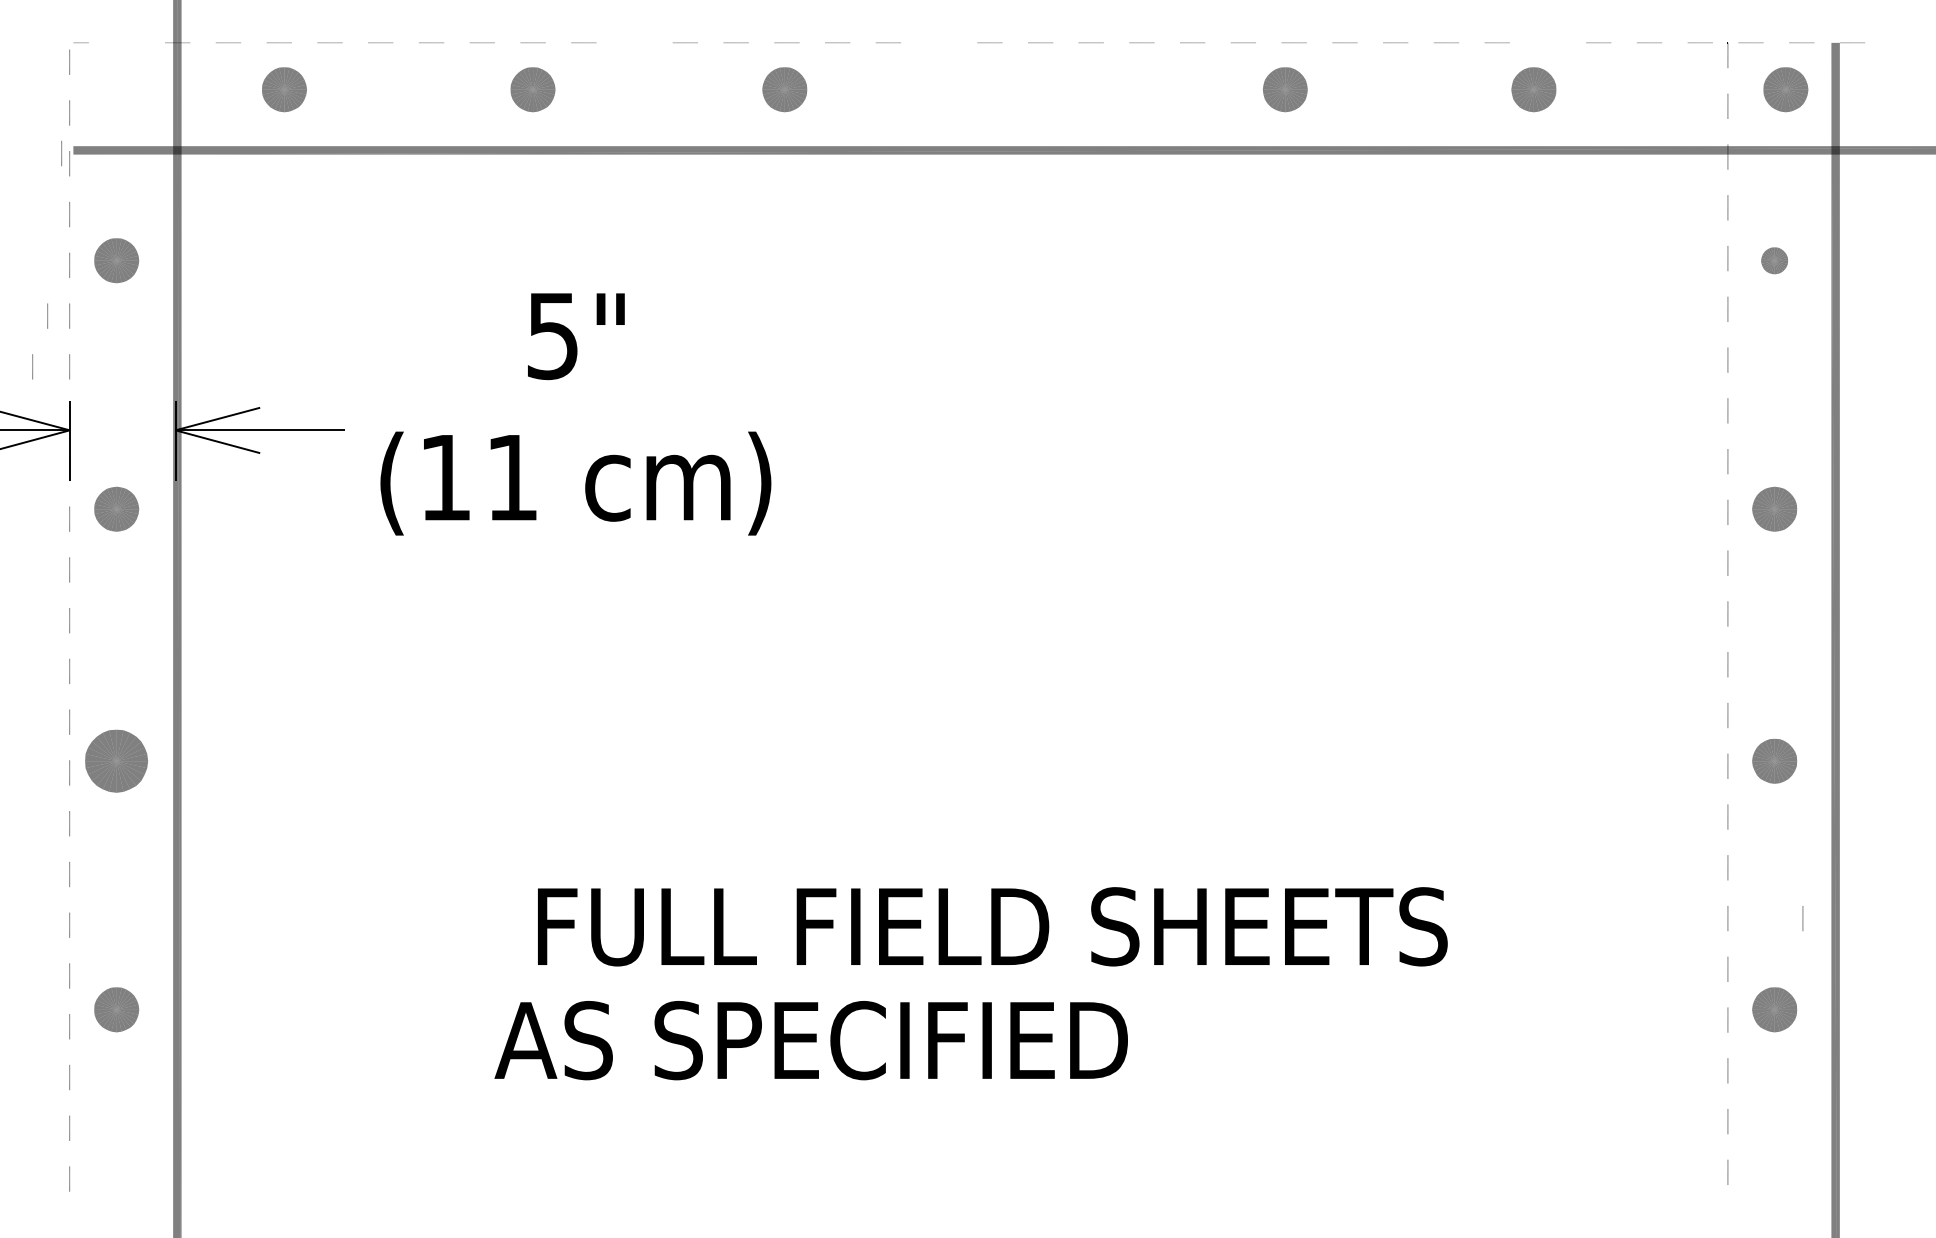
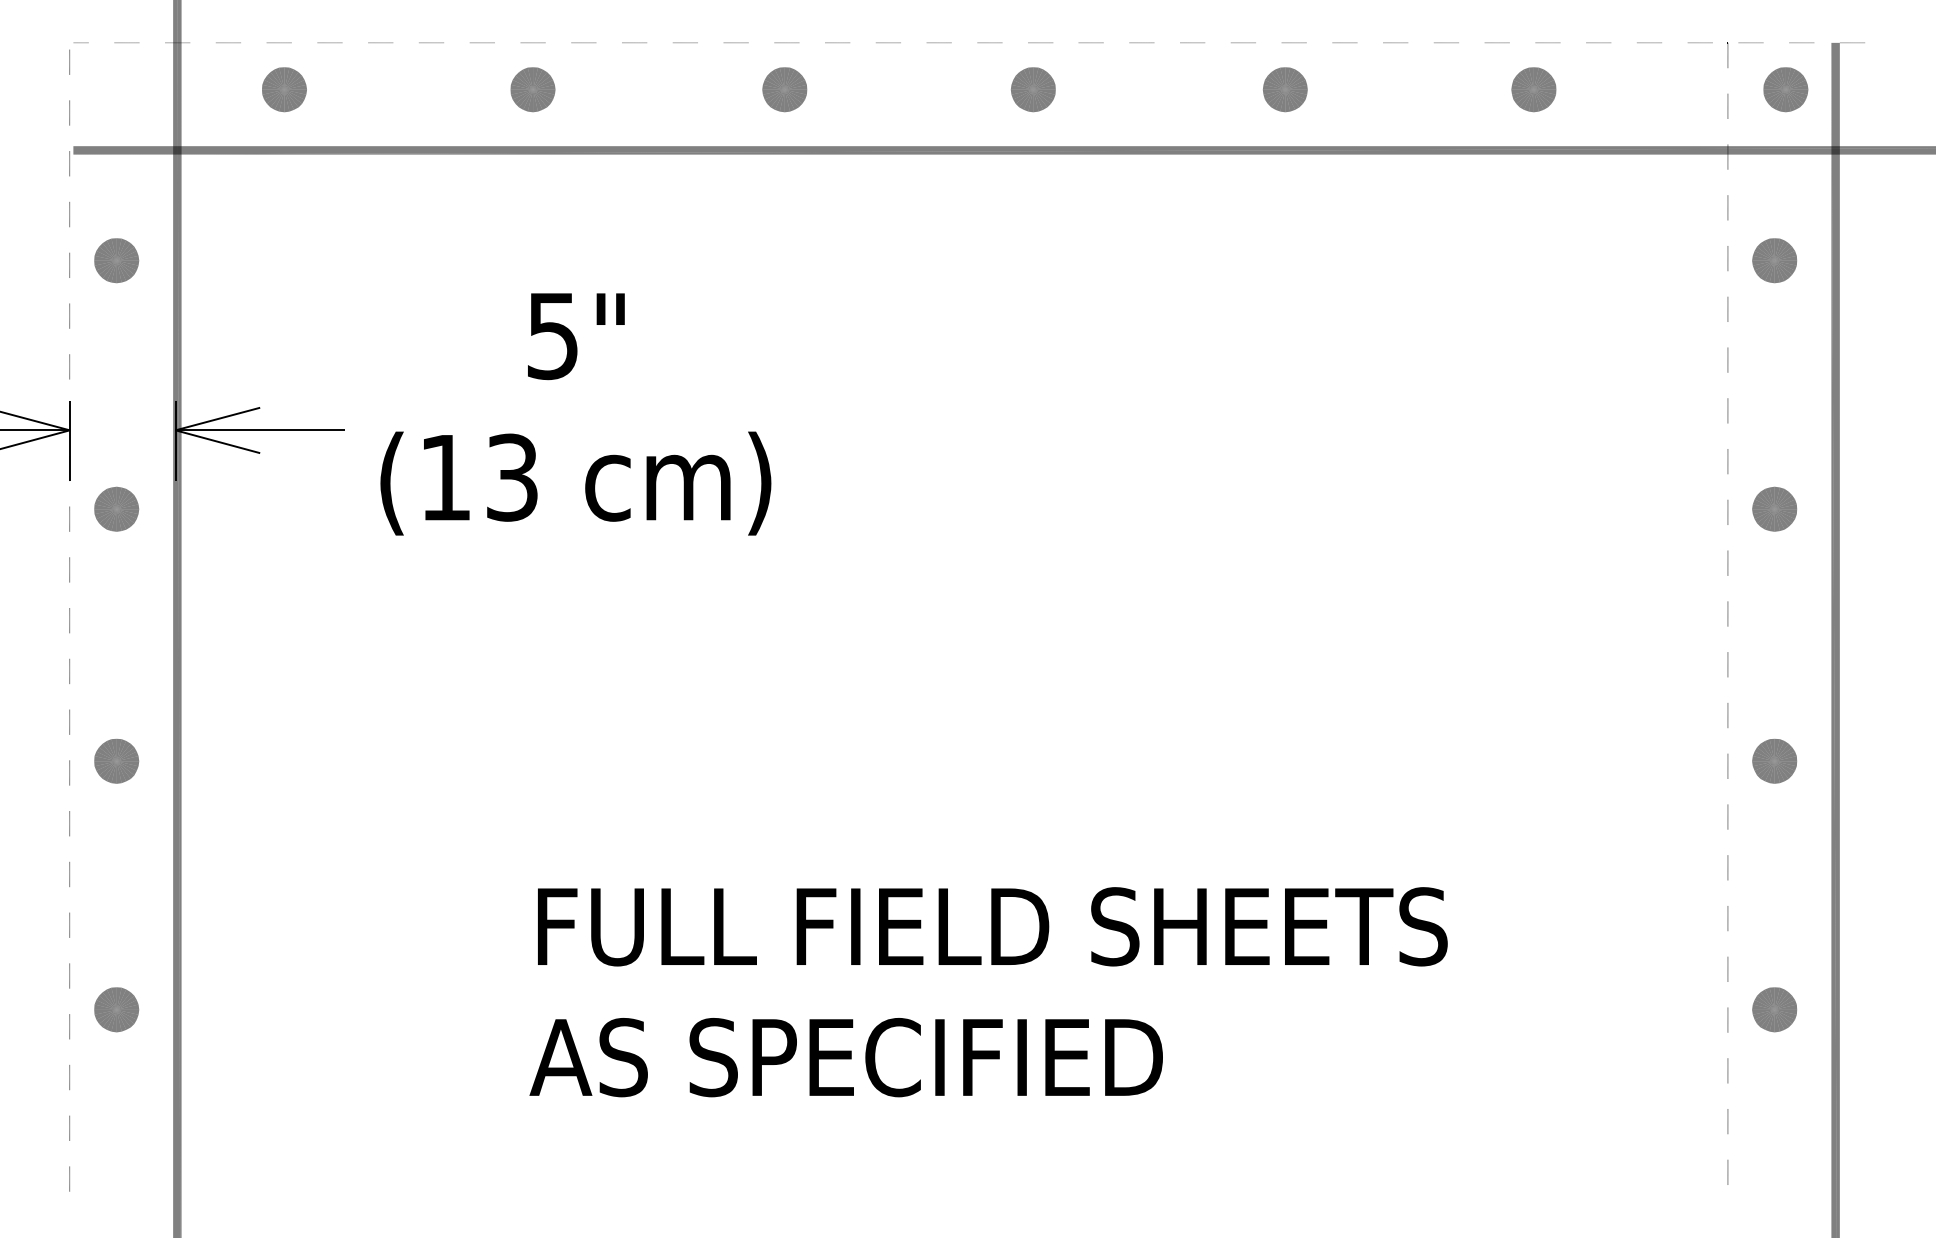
line: none -> present (126, 42)
line: none -> present (634, 42)
line: none -> present (939, 42)
line: none -> present (1547, 42)
part: none -> present (1033, 89)
line: present -> none (61, 153)
part size: 27x28 px -> 45x46 px (1774, 260)
line: present -> none (47, 315)
line: present -> none (32, 366)
text: (11 -> (13 (512, 477)
part size: 63x64 px -> 46x45 px (116, 761)
line: present -> none (1802, 918)
text position: (810, 1040) -> (845, 1057) (845, 1057)
